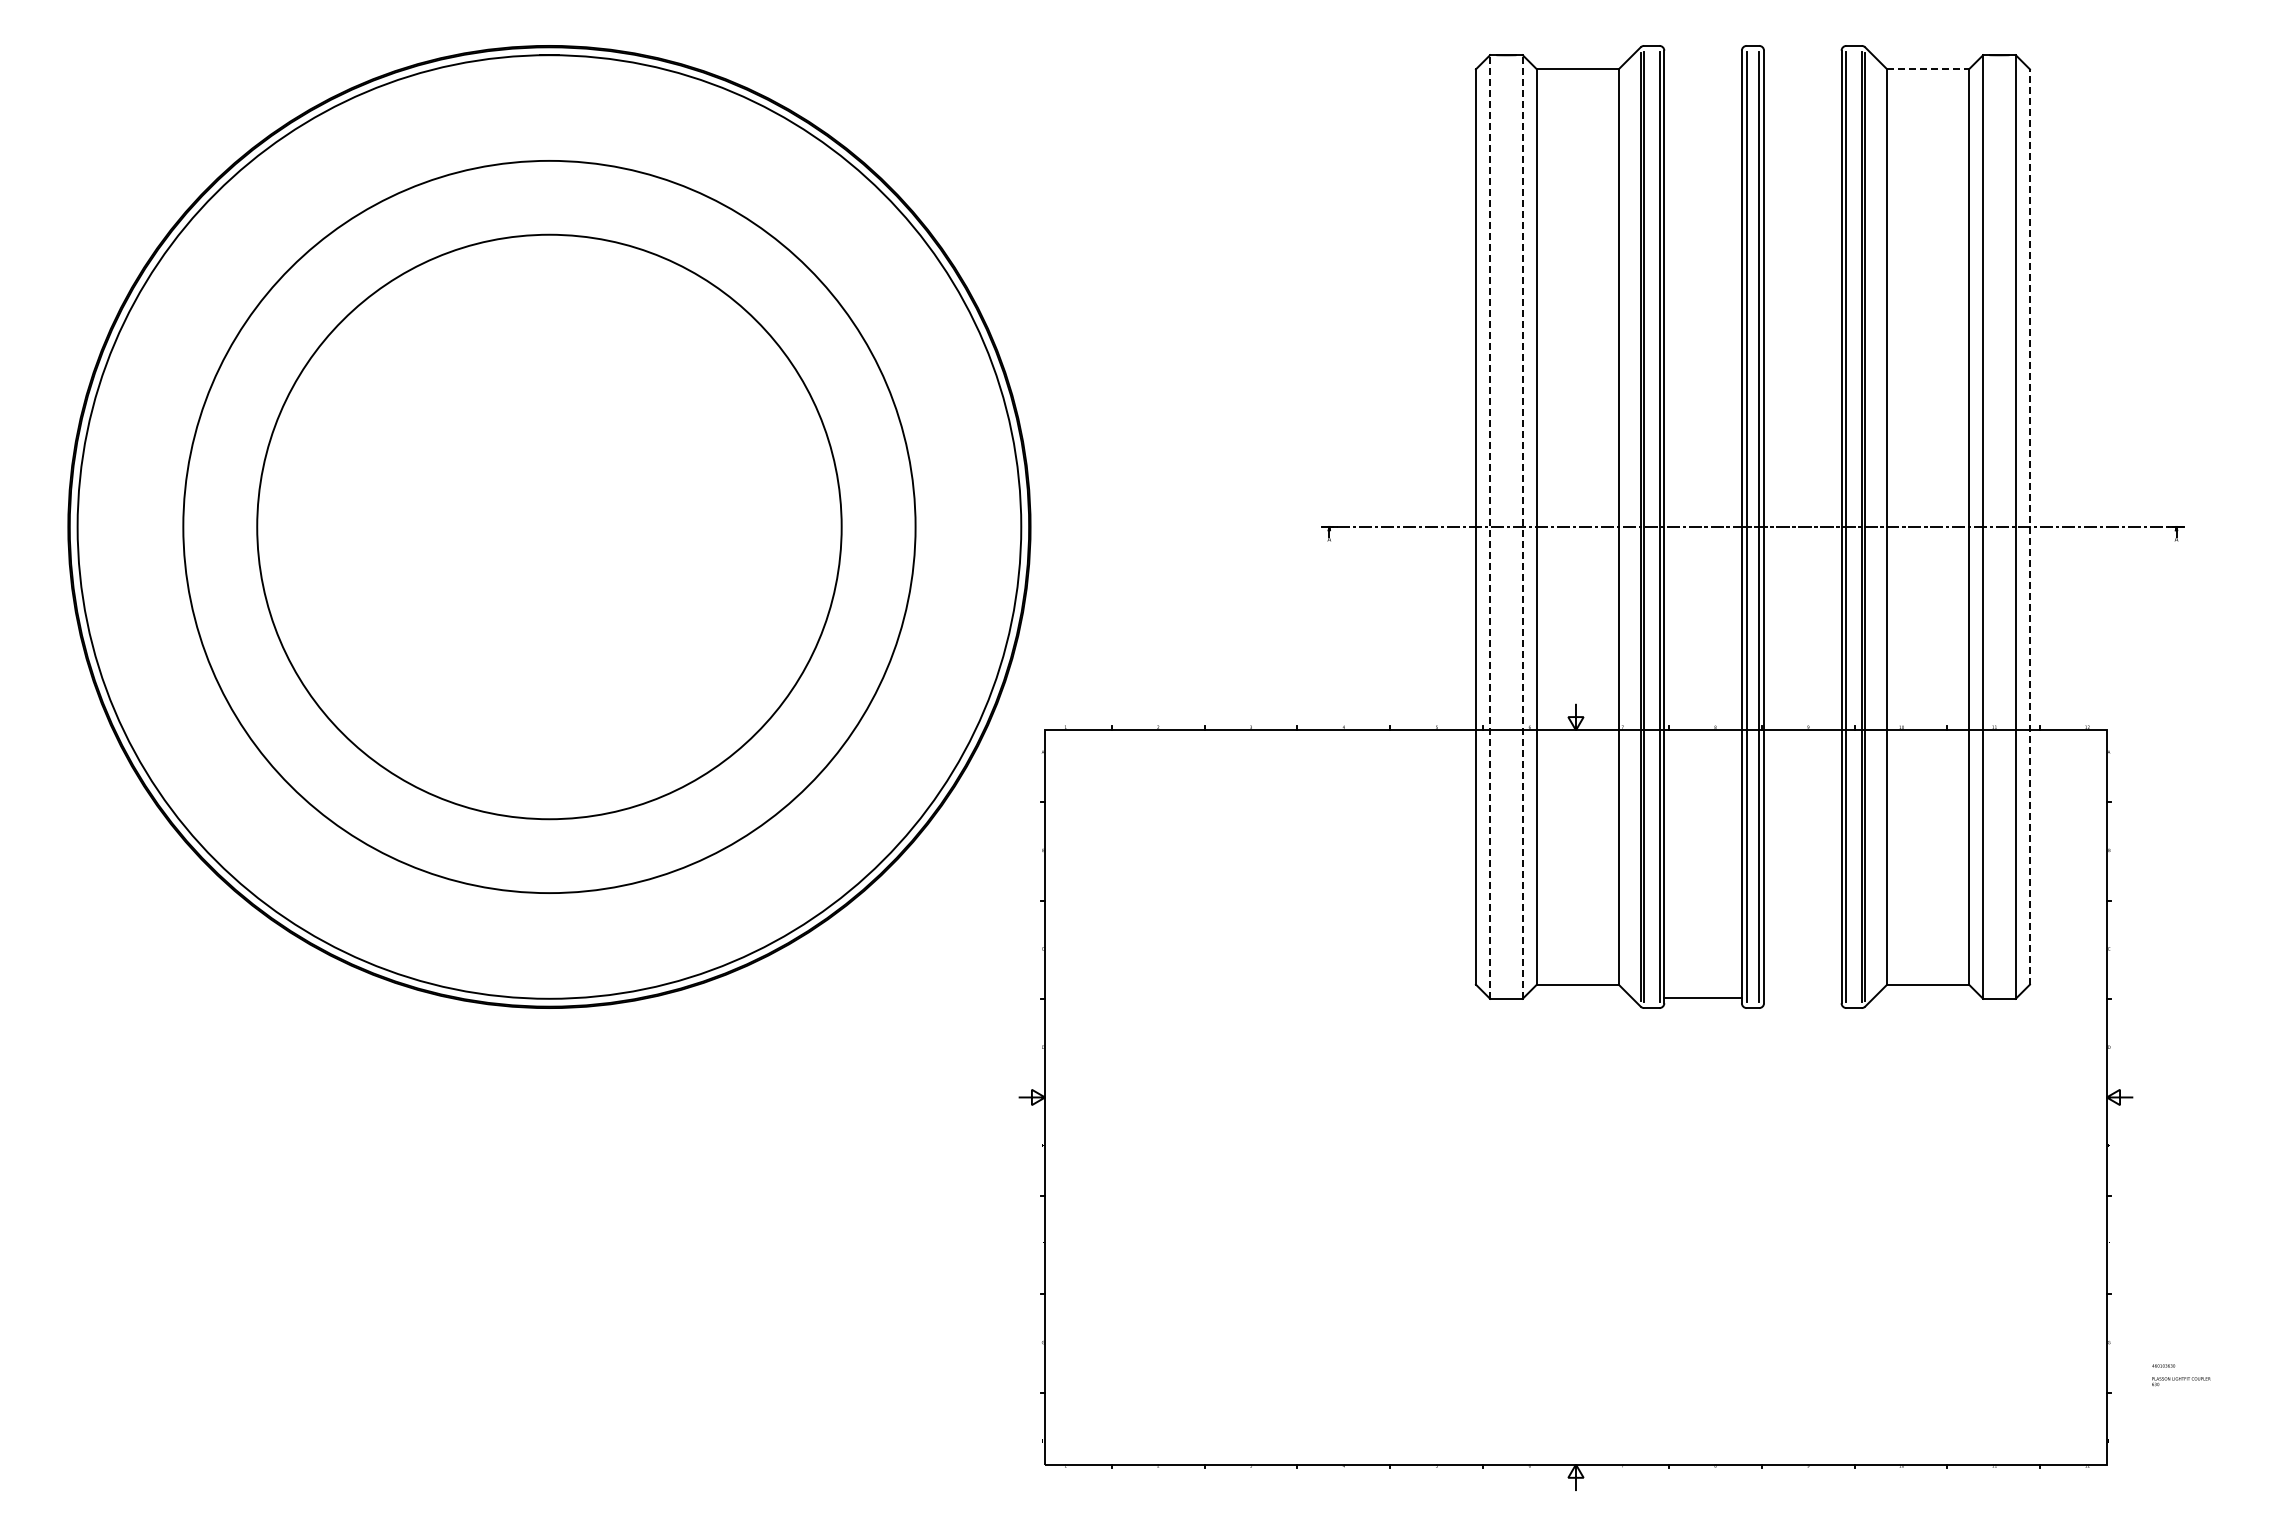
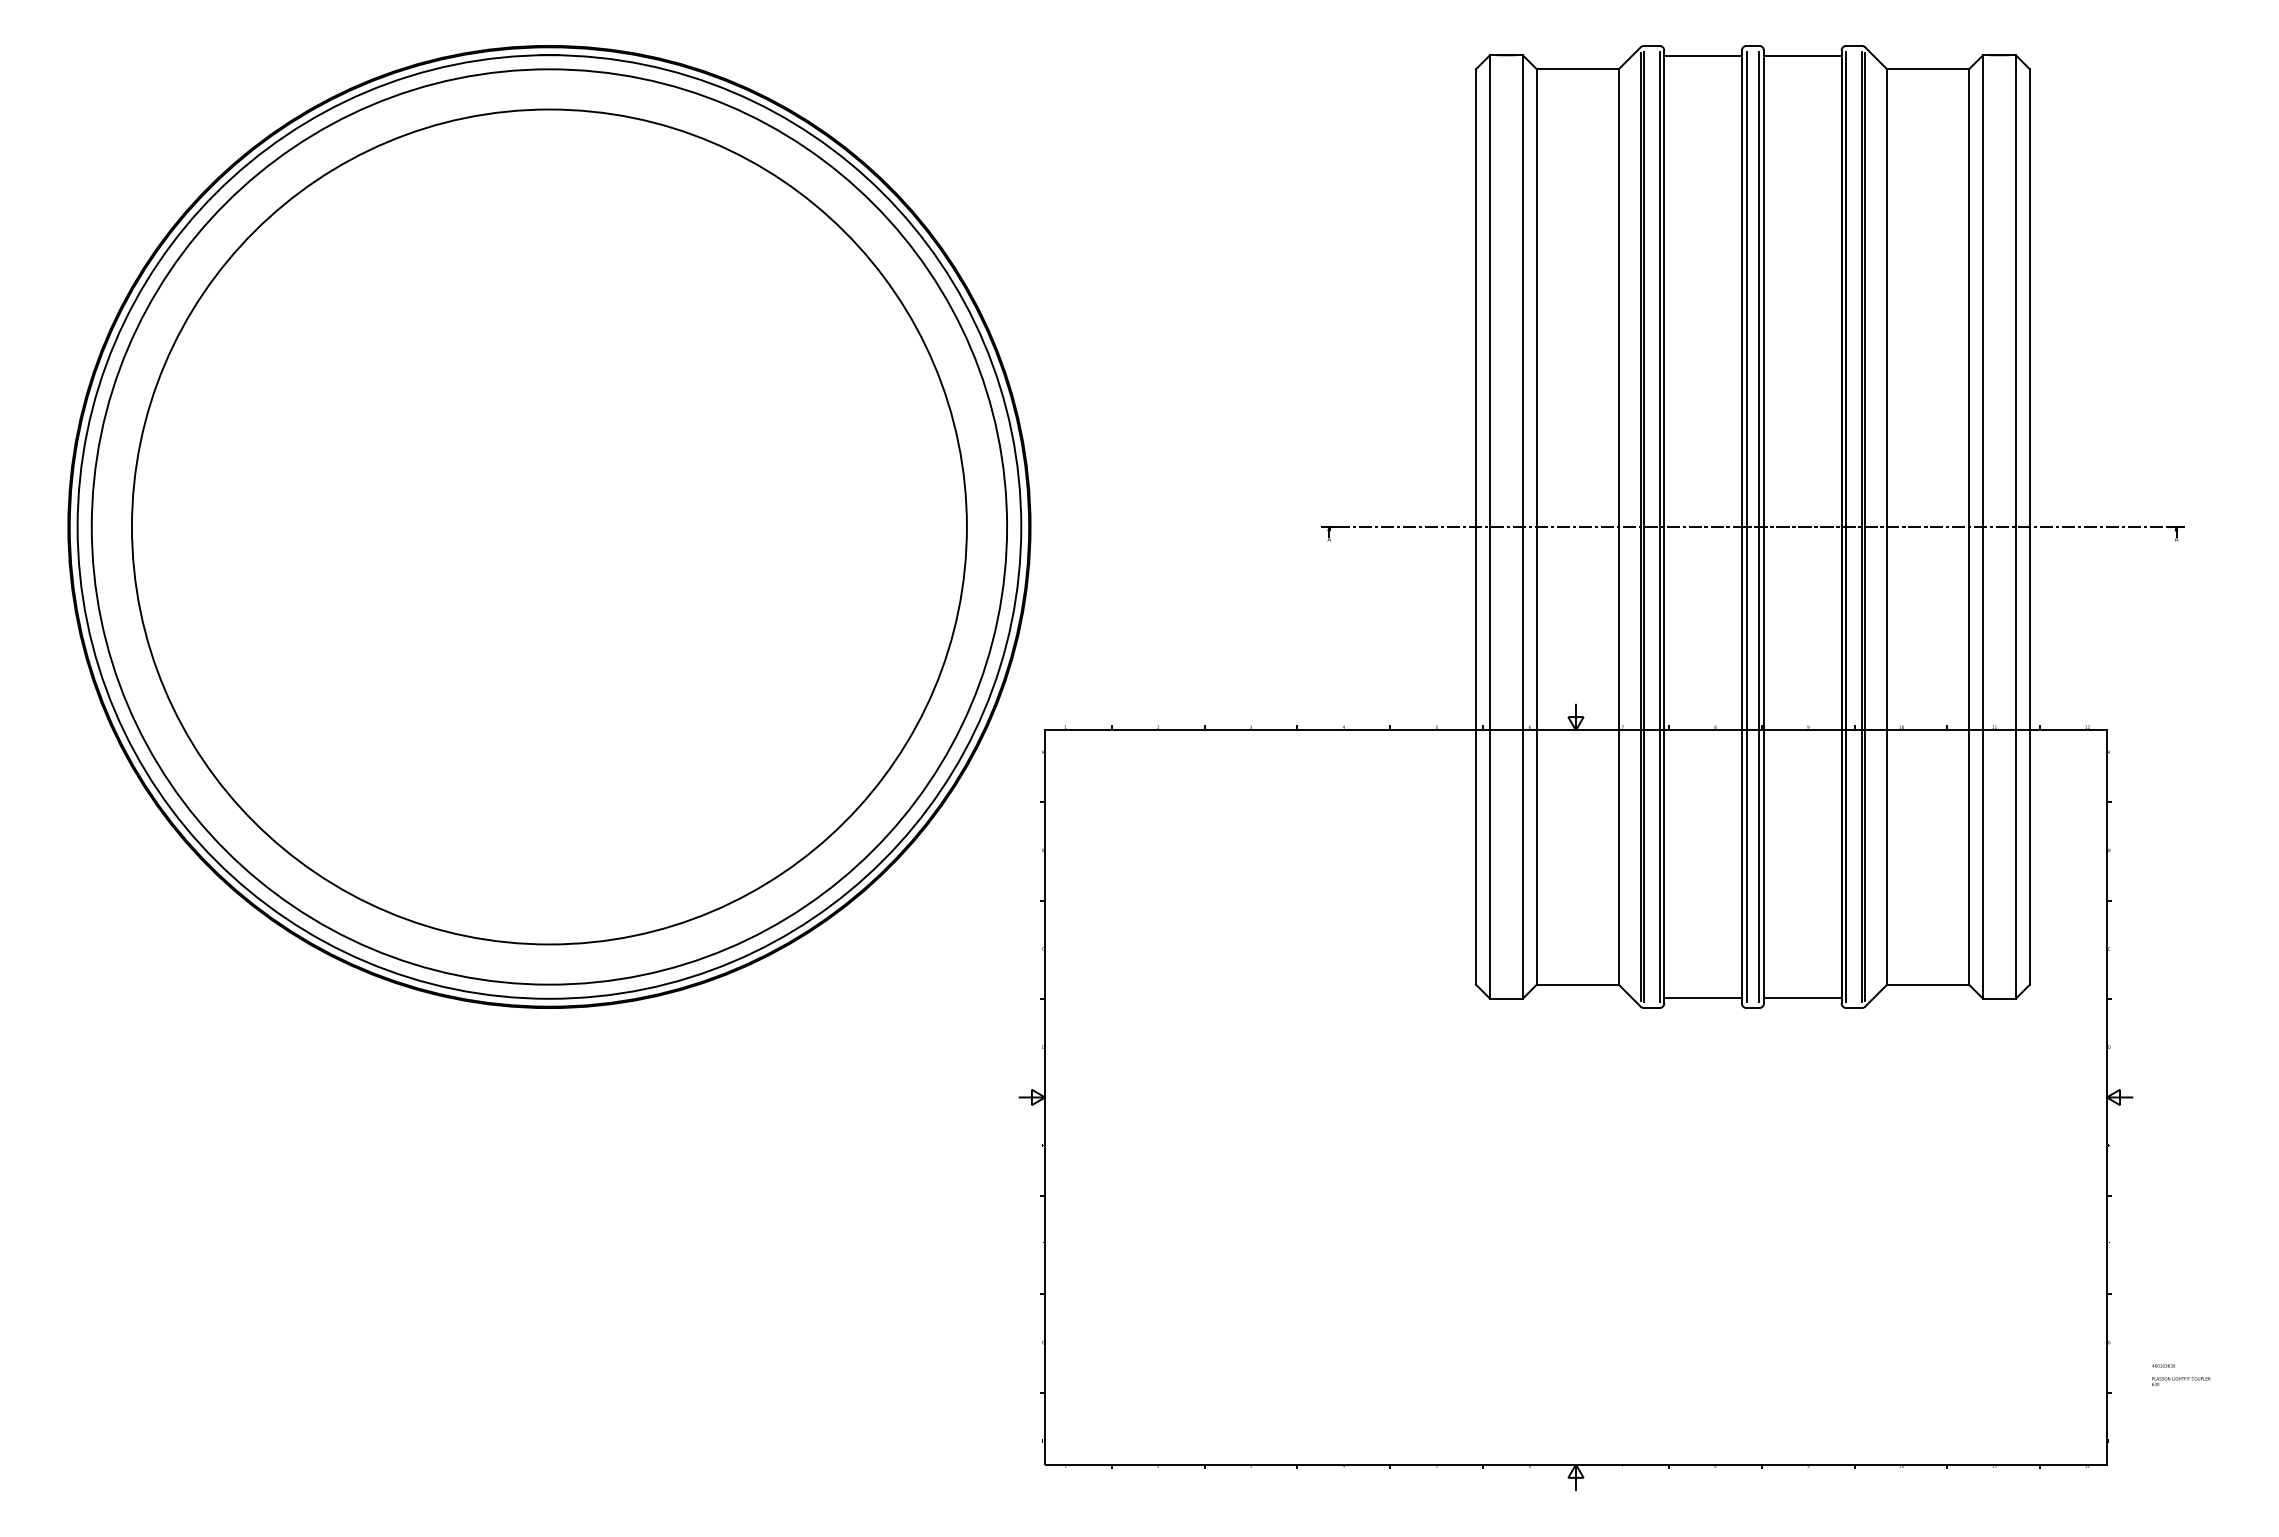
line: none -> present (1702, 55)
line: none -> present (1802, 55)
line: dashed -> solid (1928, 69)
circle diameter: 584 px -> 835 px (548, 526)
circle diameter: 732 px -> 915 px (549, 526)
line: dashed -> solid (1490, 527)
line: dashed -> solid (1522, 527)
line: dashed -> solid (2029, 527)
line: none -> present (1802, 998)
